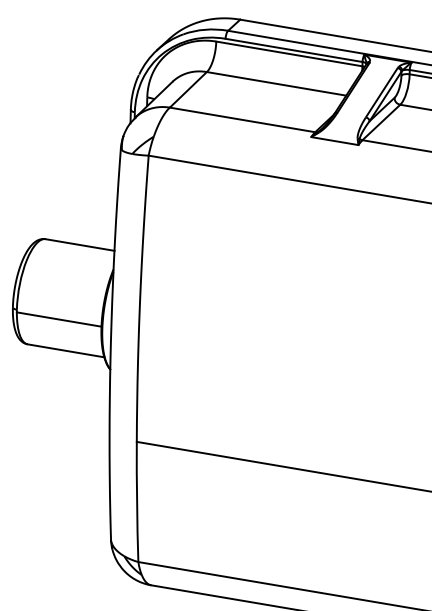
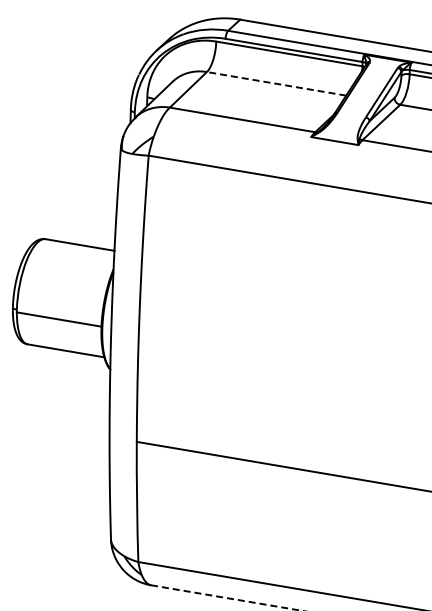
line: solid -> dashed (276, 83)
line: solid -> dashed (226, 598)
